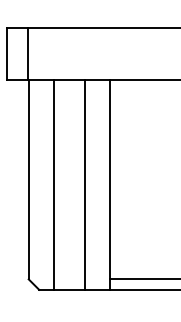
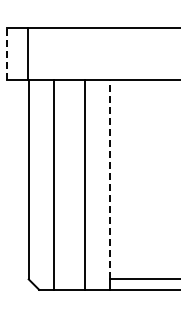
line: solid -> dashed (6, 53)
line: solid -> dashed (110, 179)
